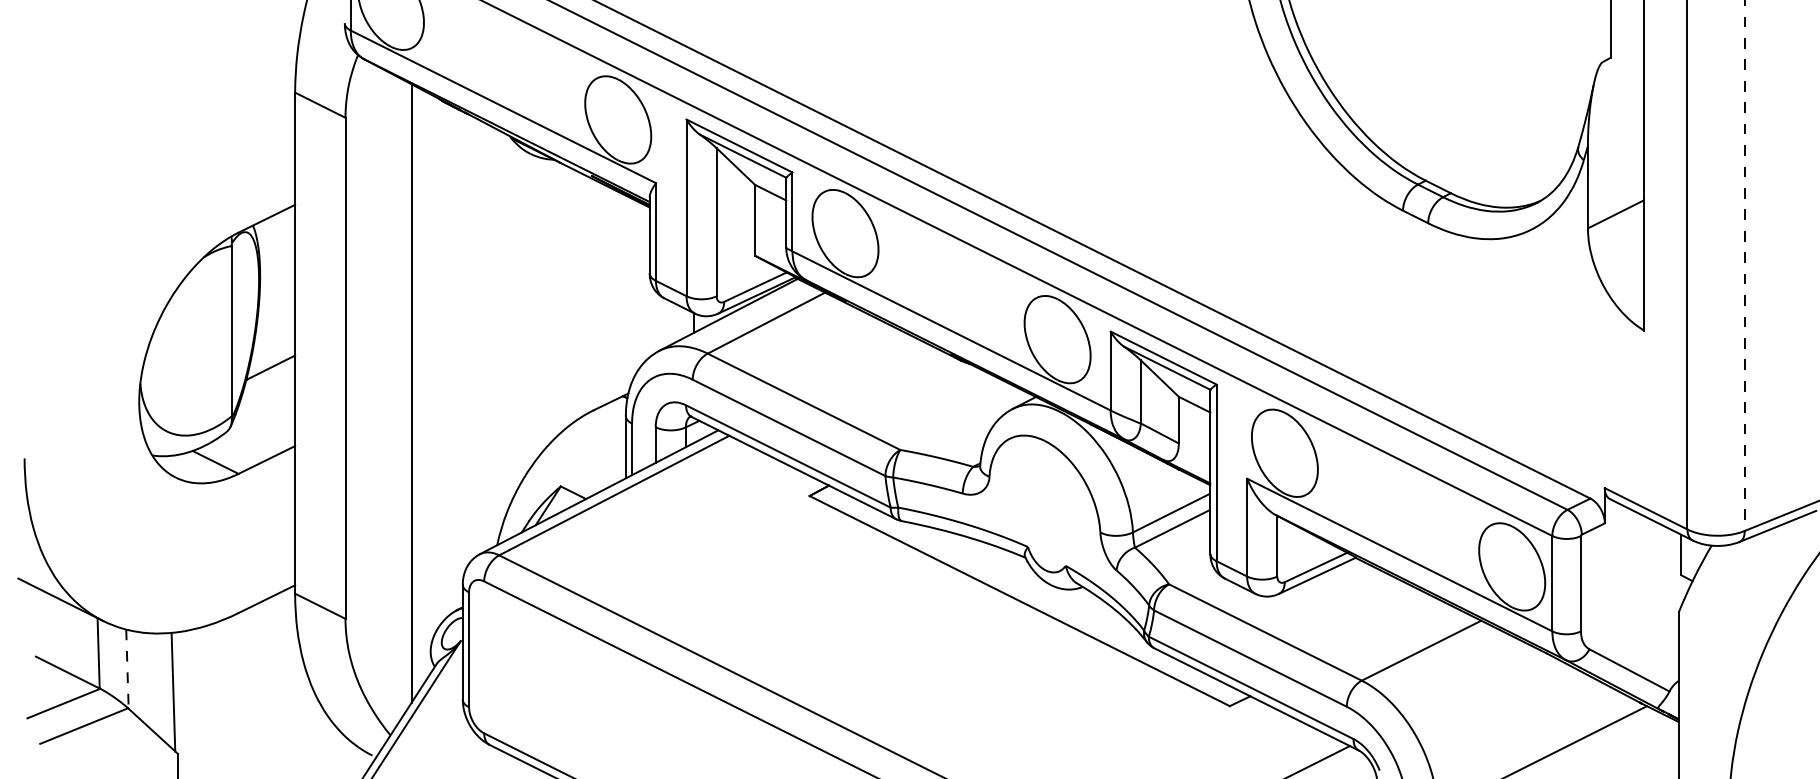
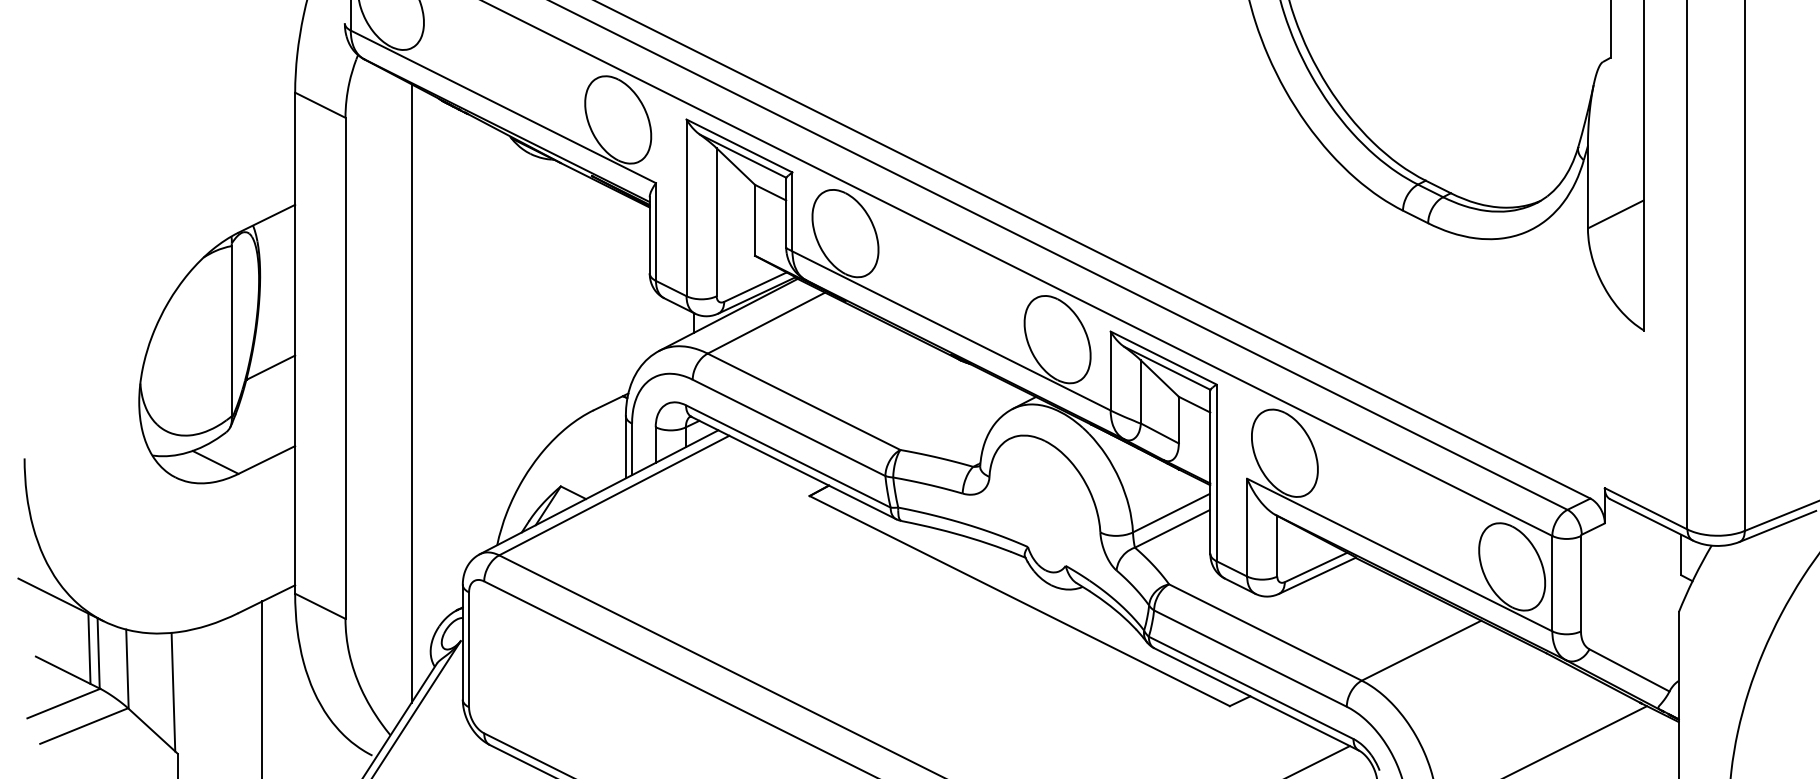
line: dashed -> solid (1744, 266)
line: none -> present (89, 648)
line: dashed -> solid (127, 669)
line: none -> present (262, 688)
